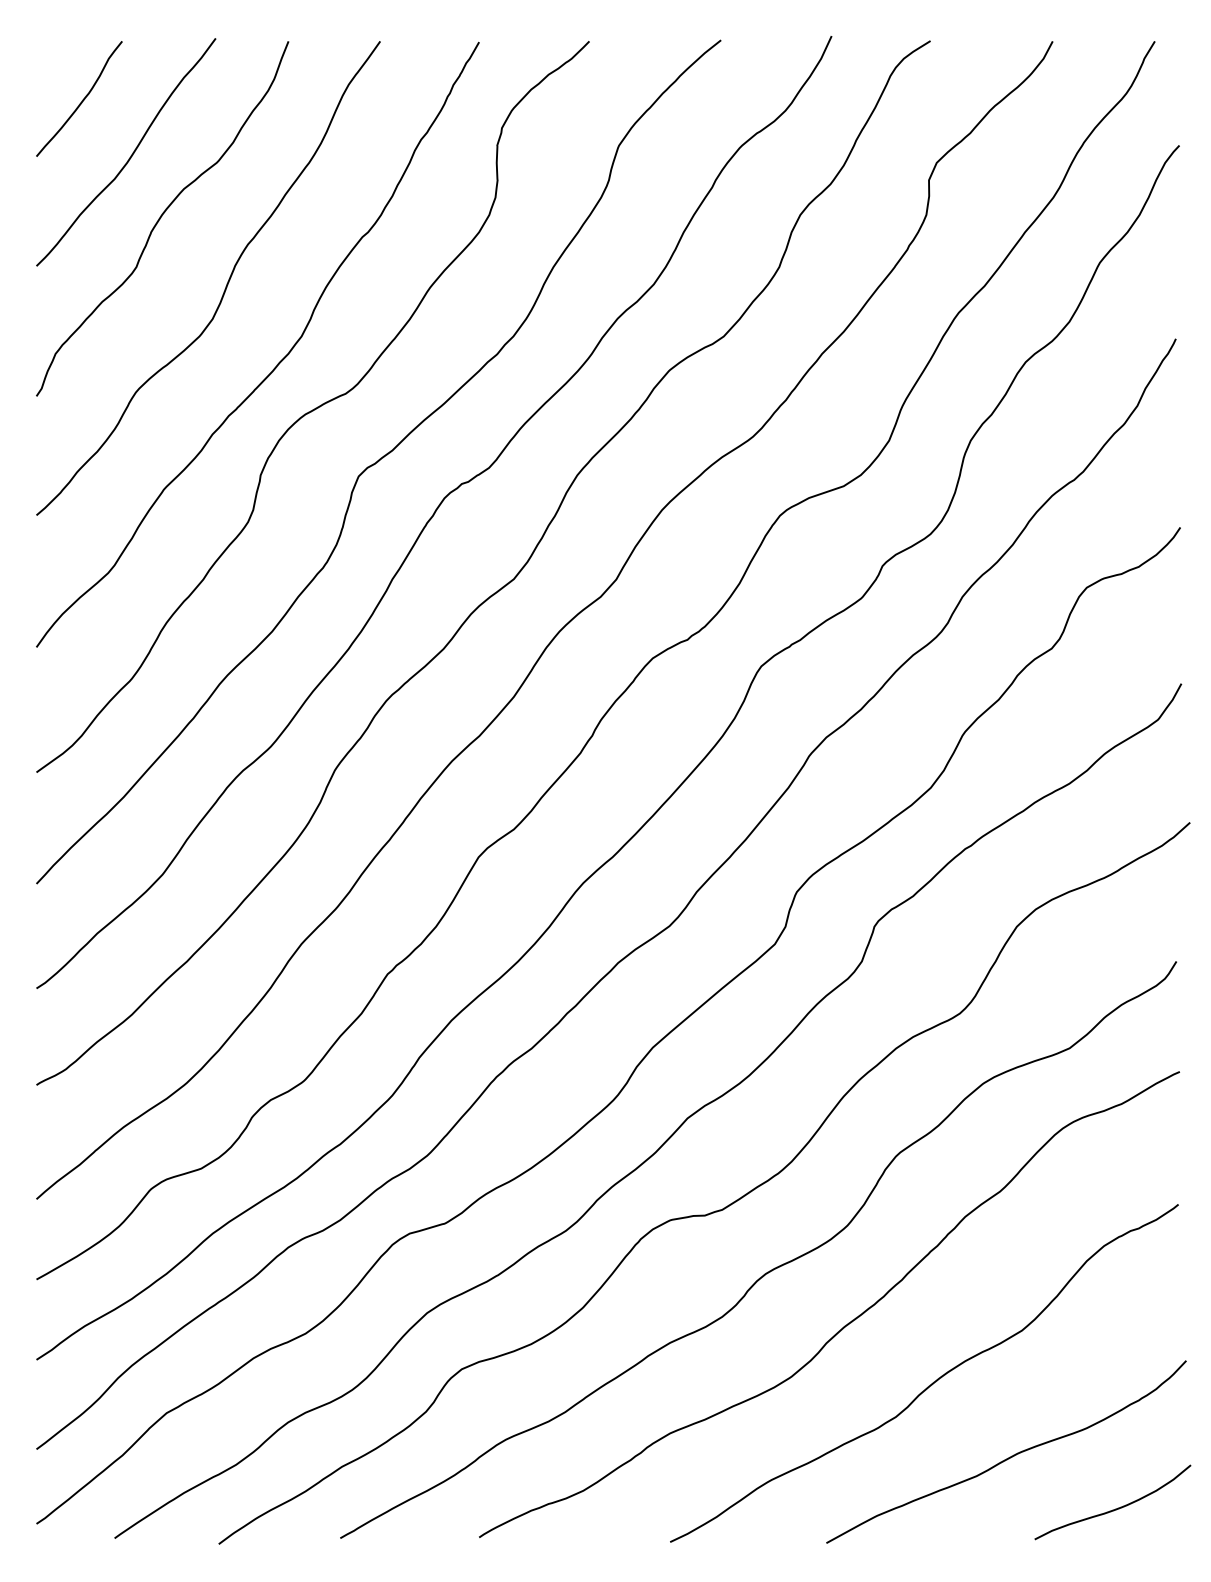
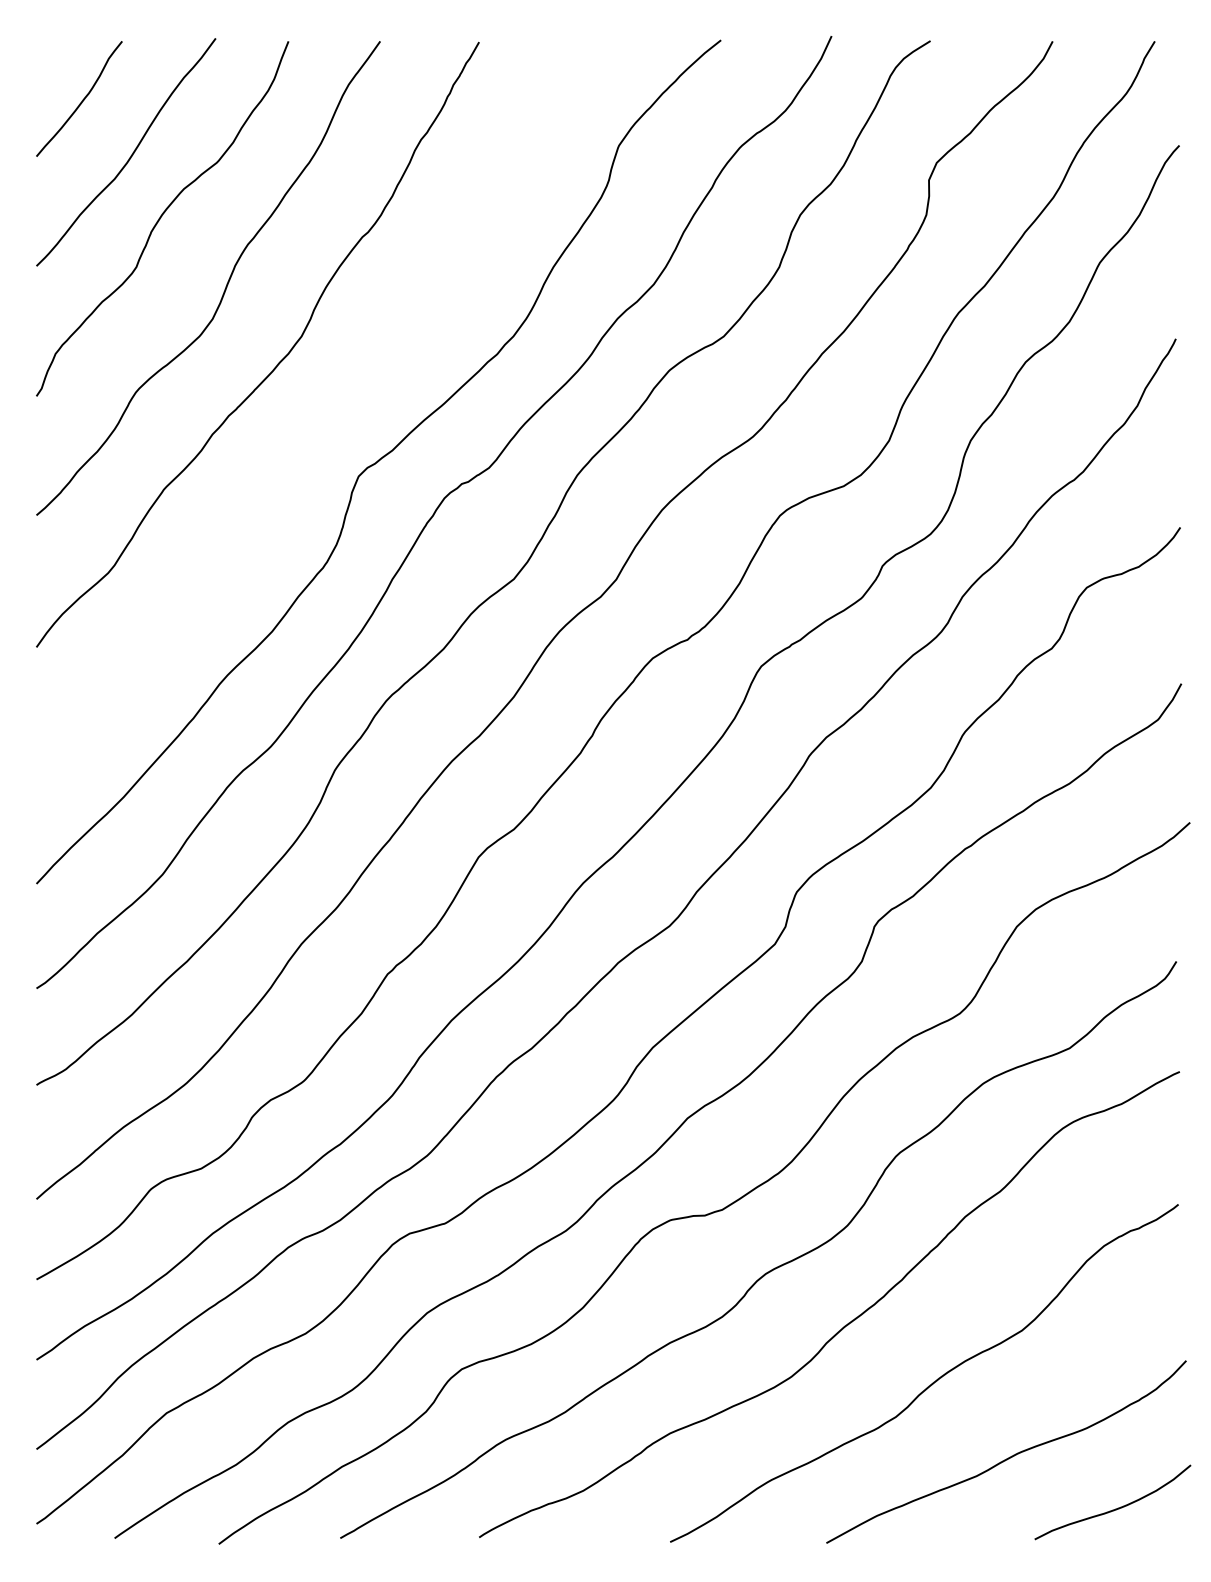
curve: present -> none (314, 408)
